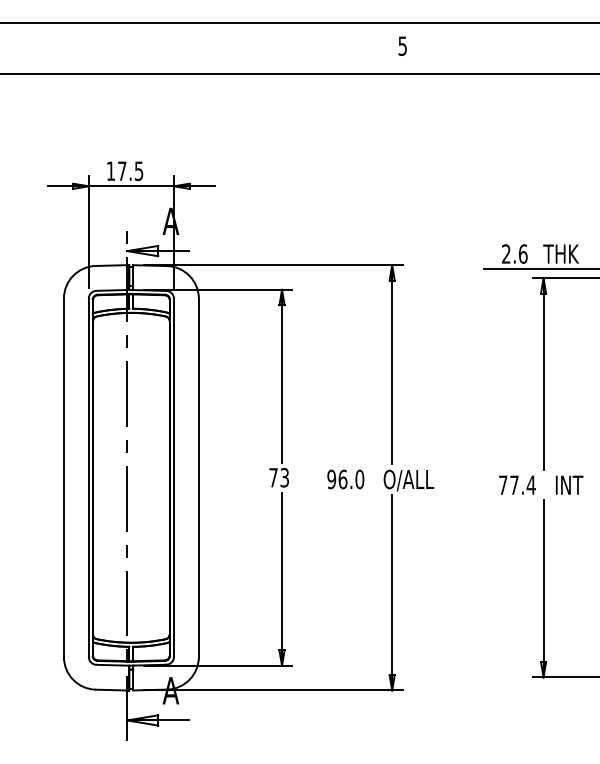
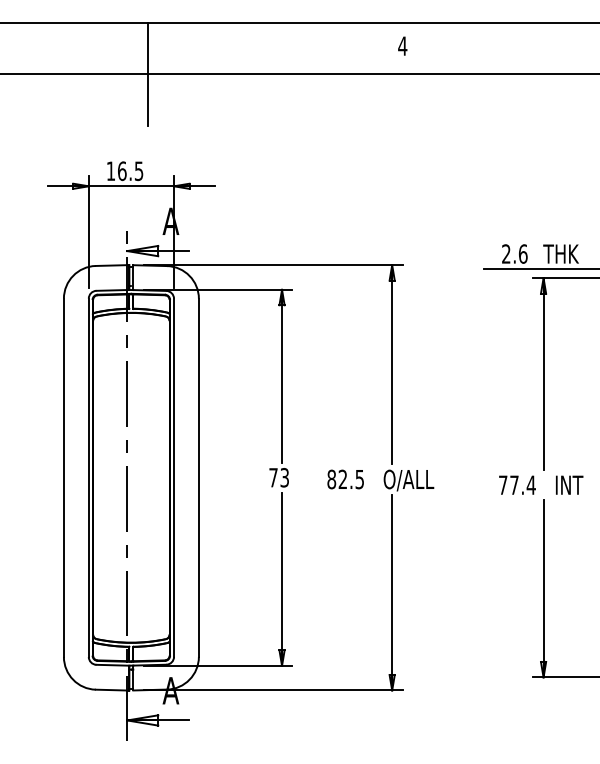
text: 5 -> 4 (402, 45)
line: none -> present (148, 74)
text: 17.5 -> 16.5 (122, 171)
text: 96.0 -> 82.5 (345, 479)
